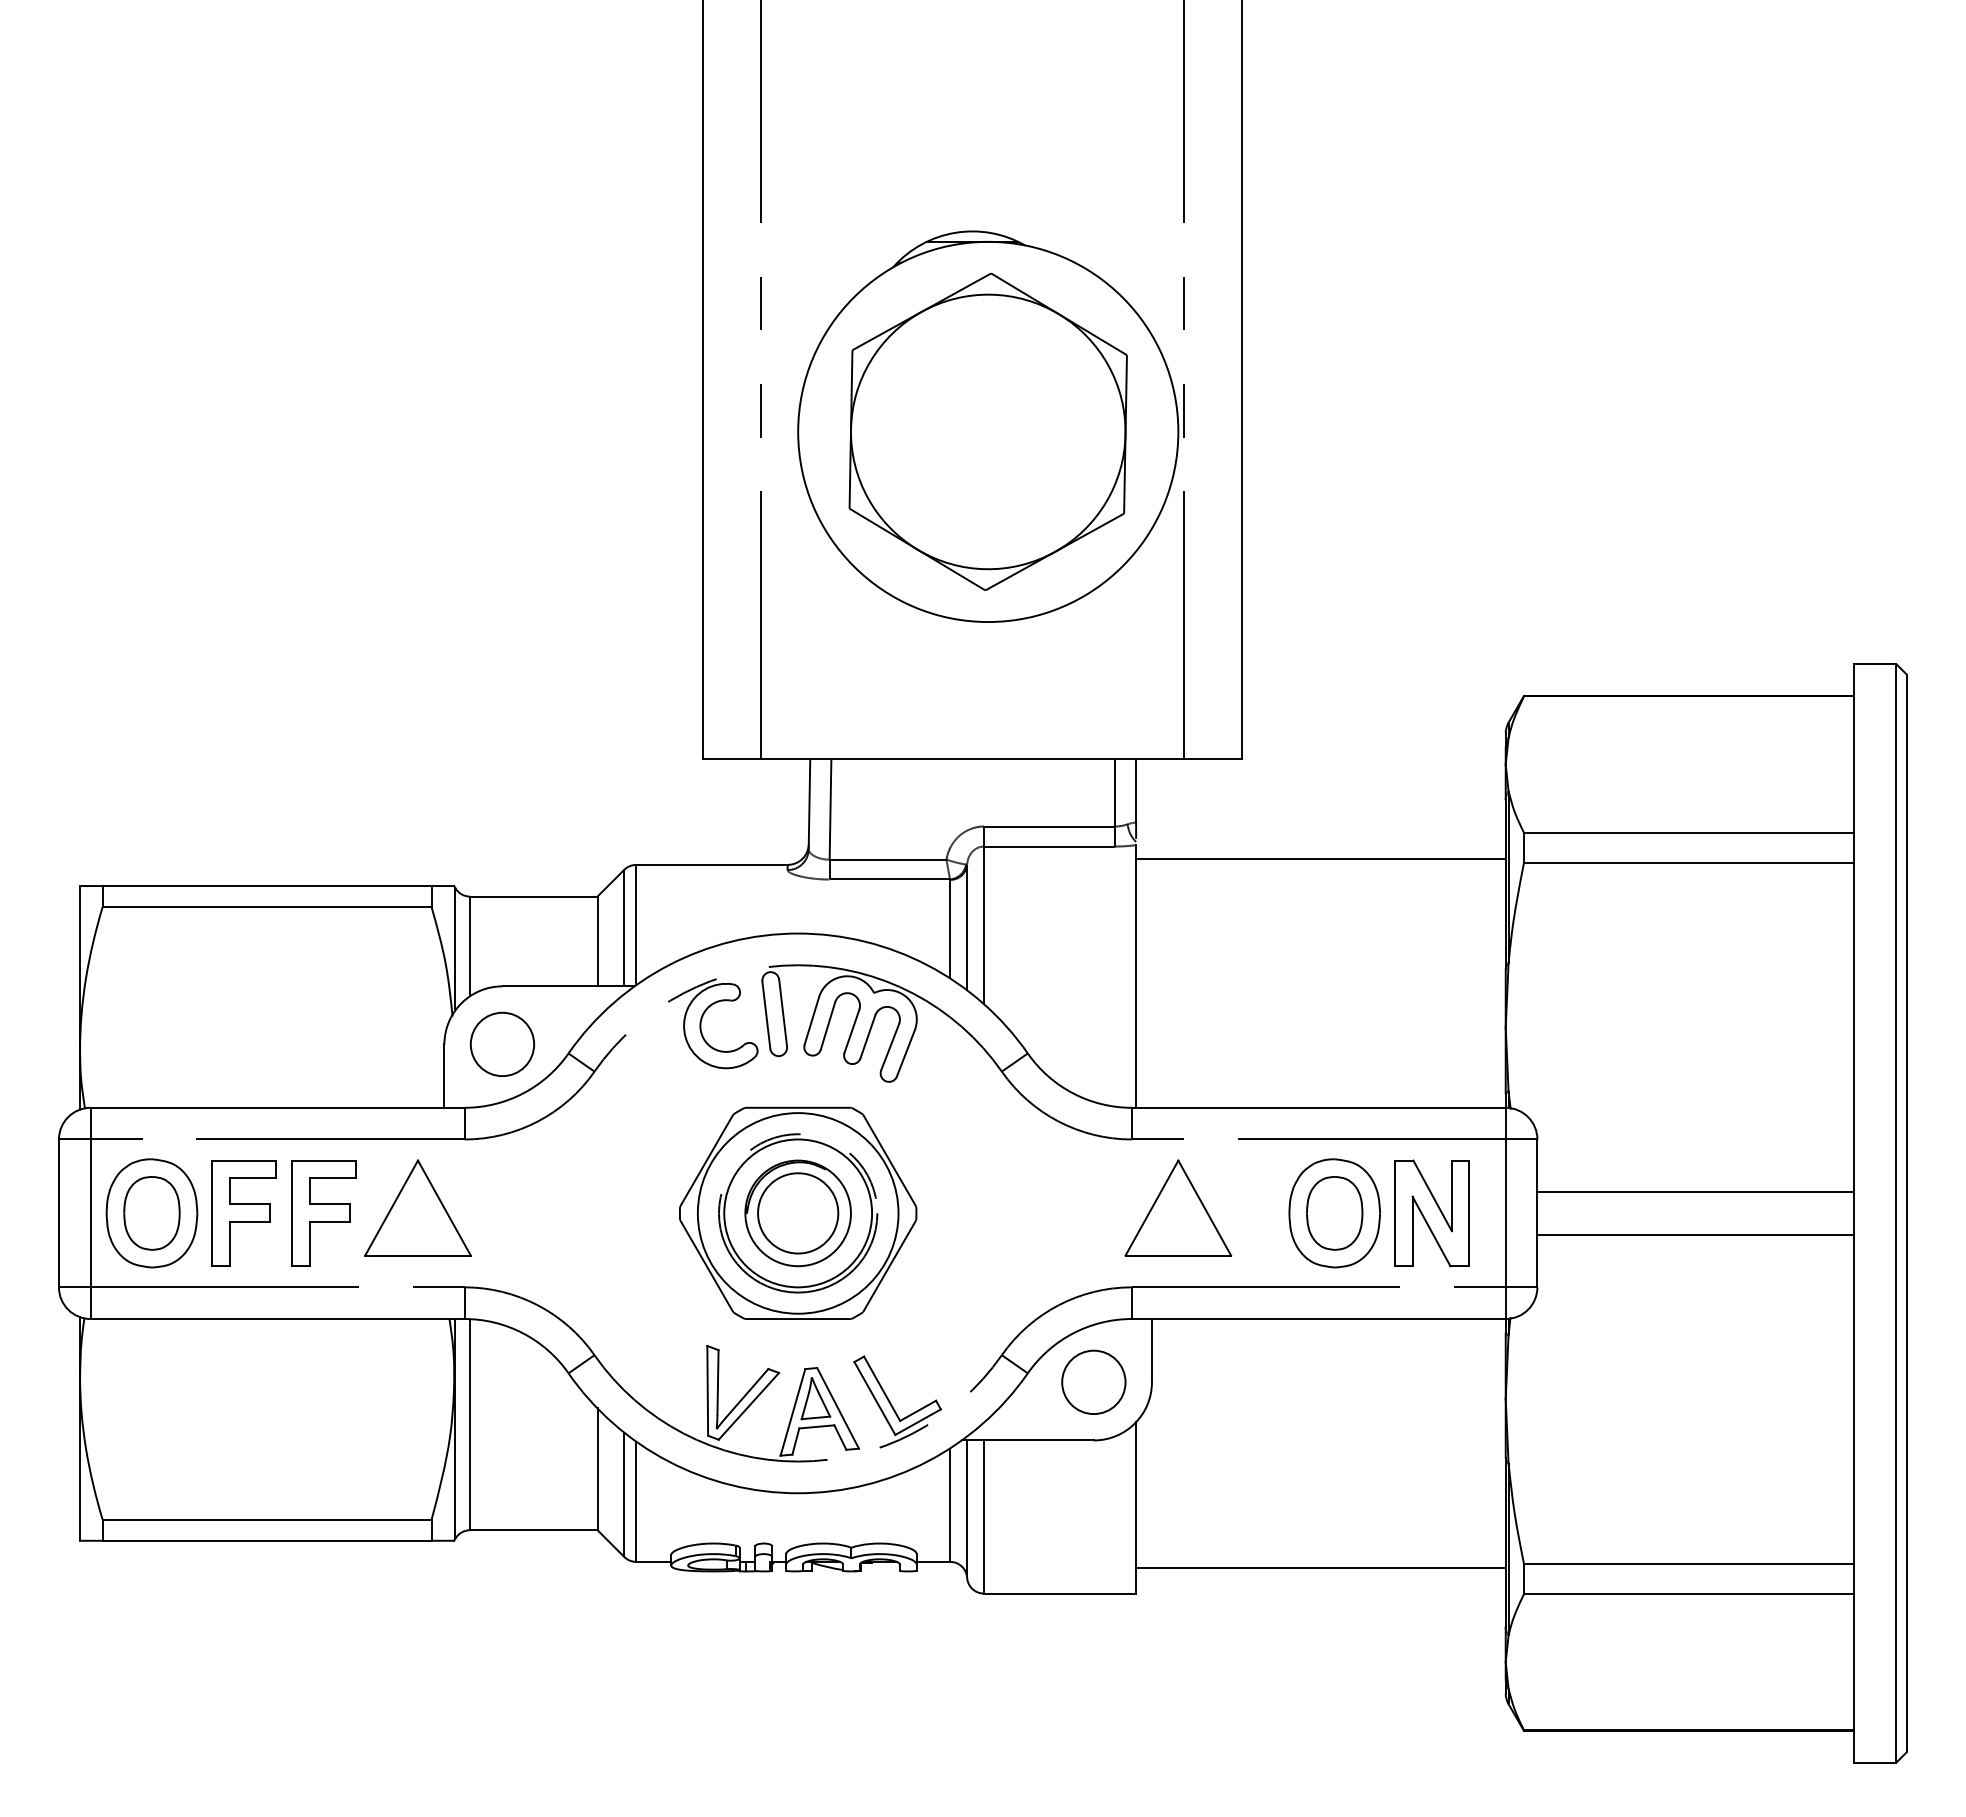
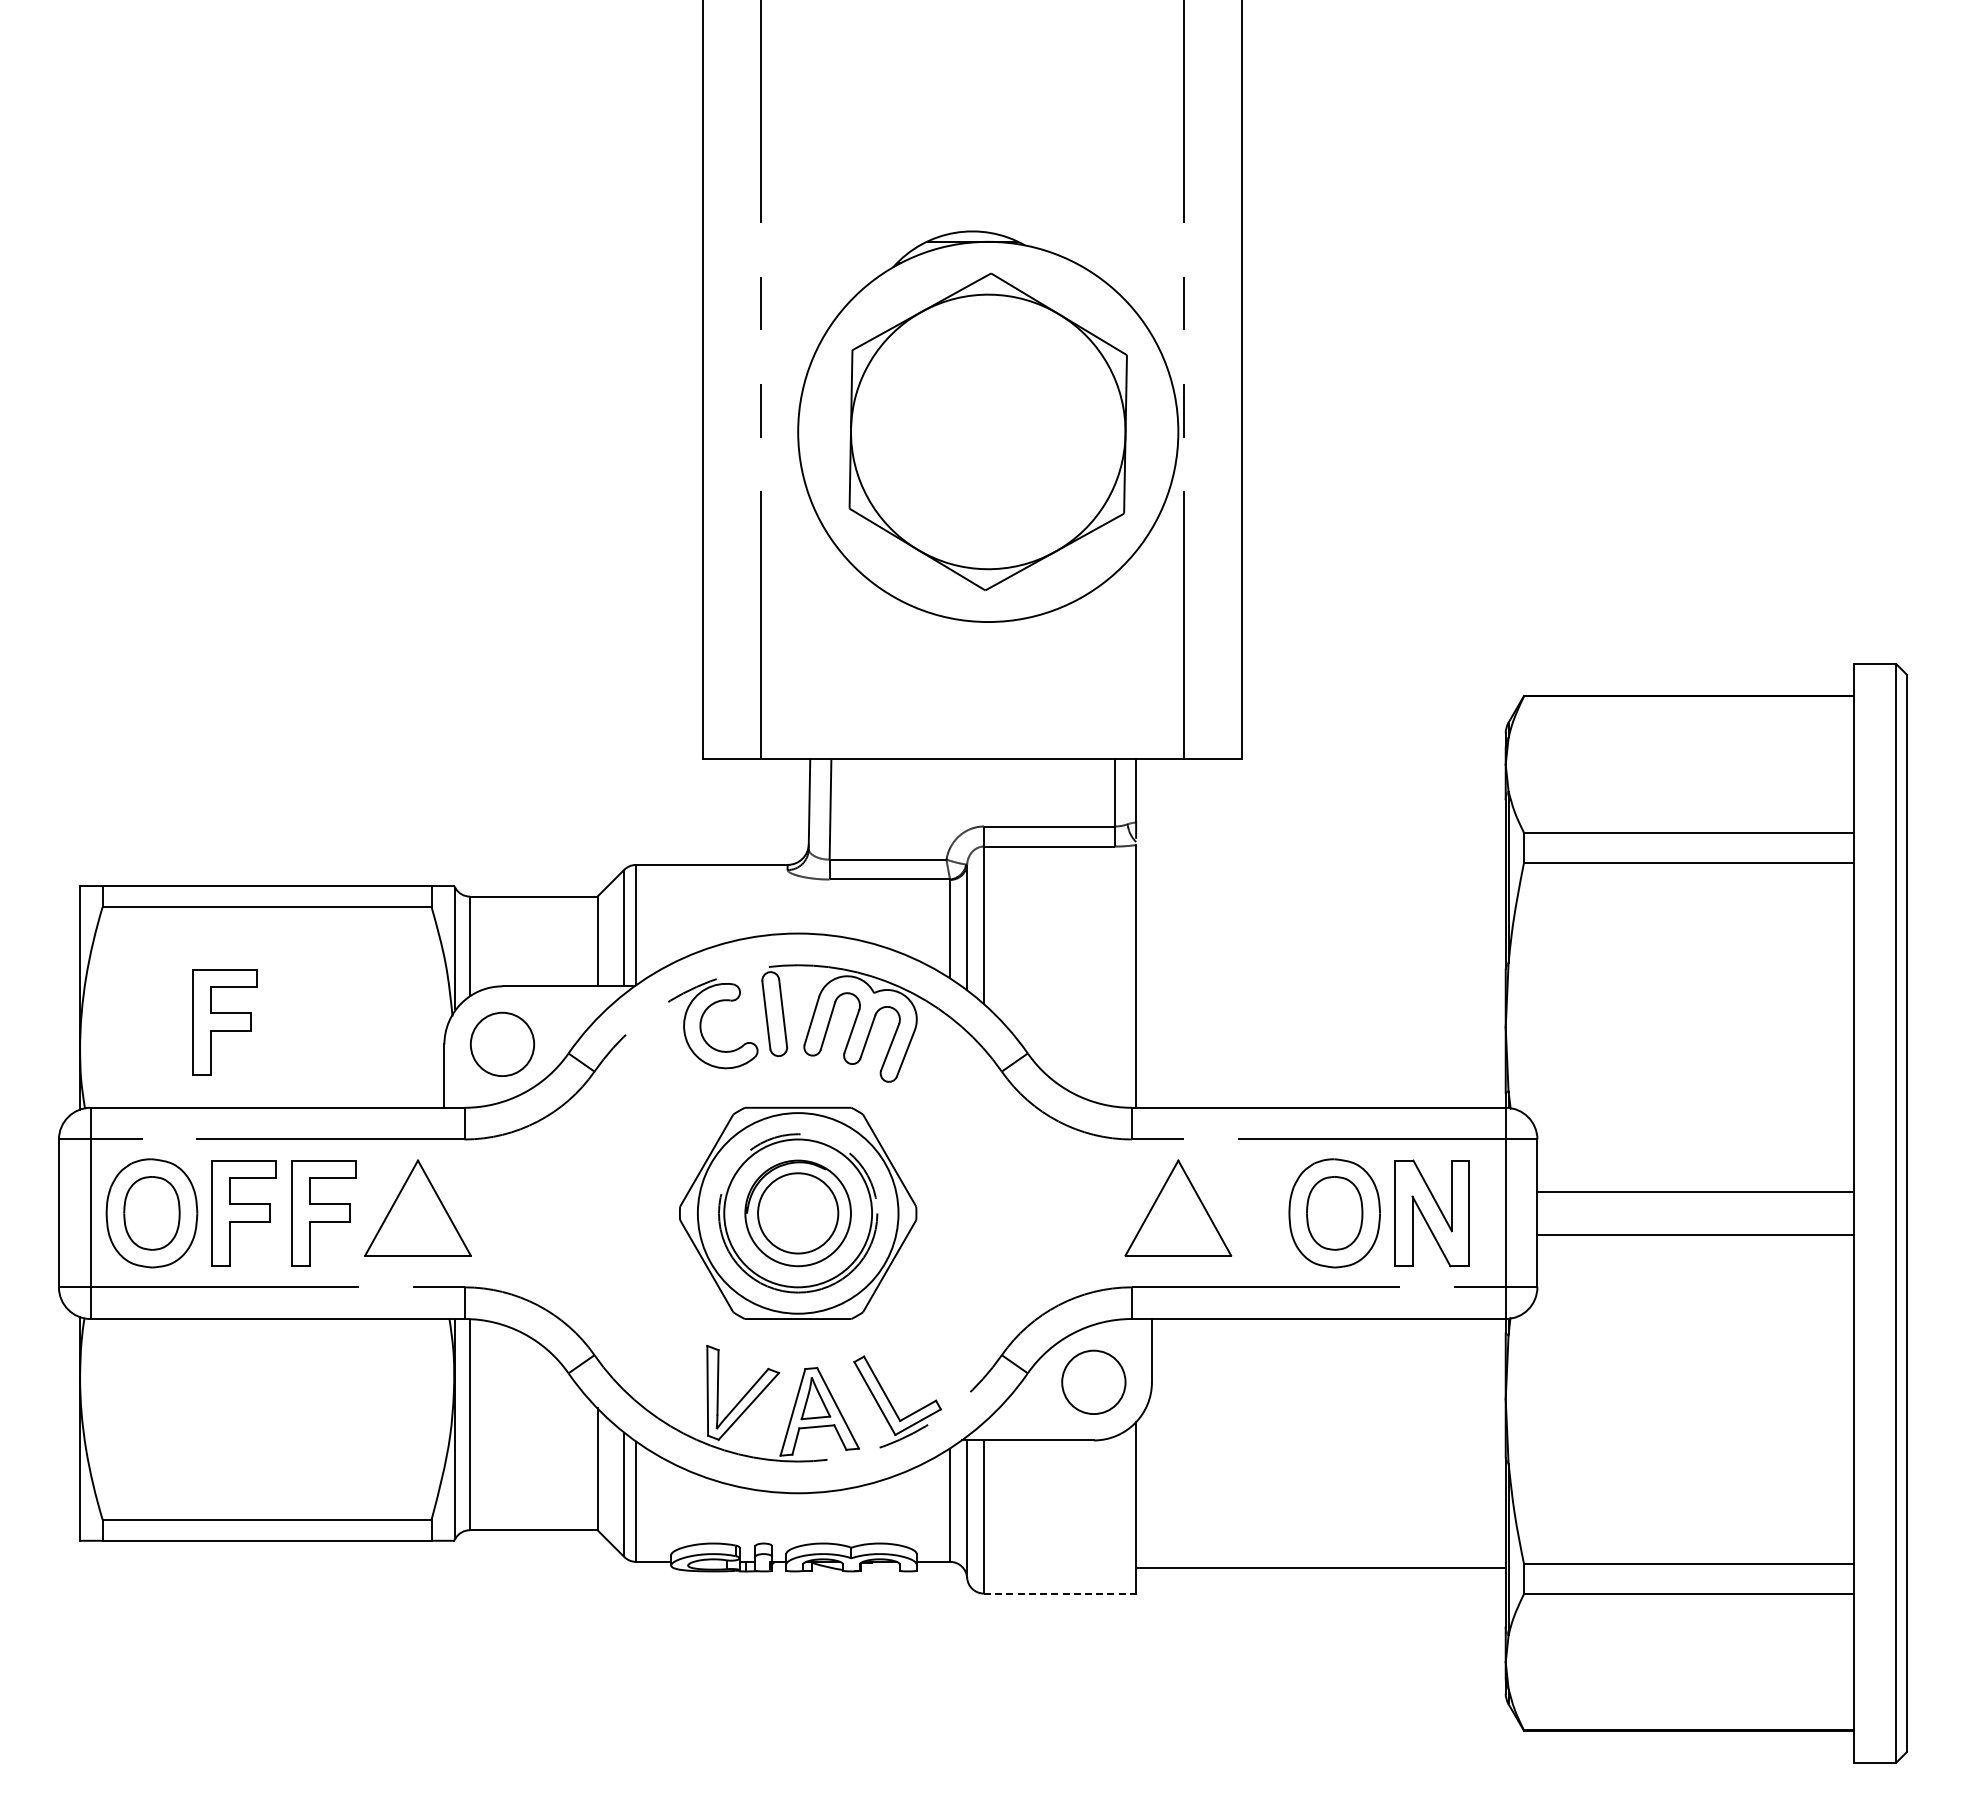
line: present -> none (1320, 858)
part: none -> present (224, 1022)
line: solid -> dashed (1060, 1593)
